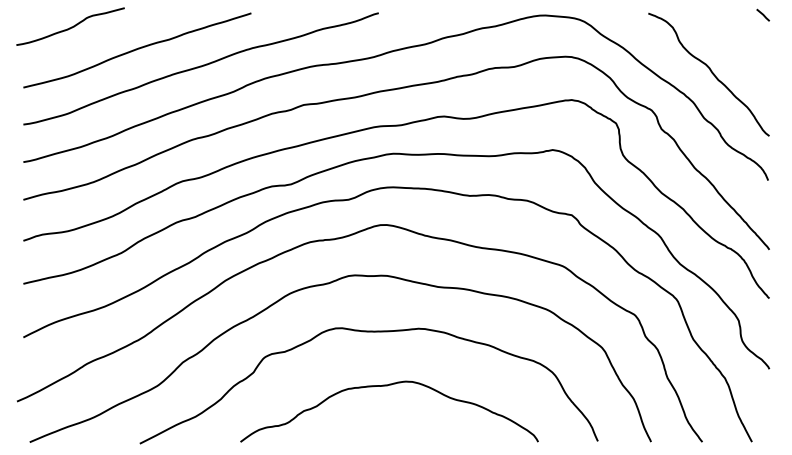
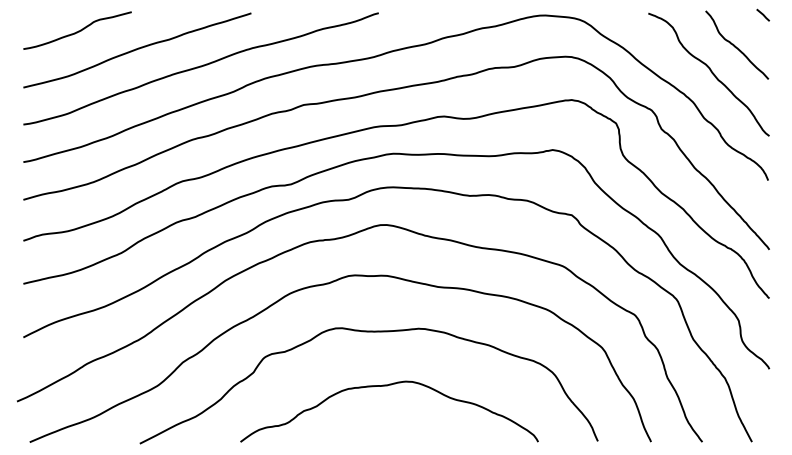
curve position: (71, 26) -> (78, 30) (78, 30)
curve: none -> present (735, 45)
